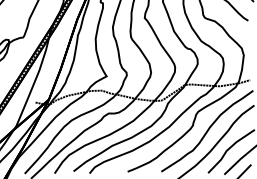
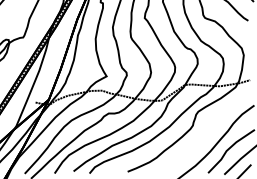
curve: present -> none (207, 131)
